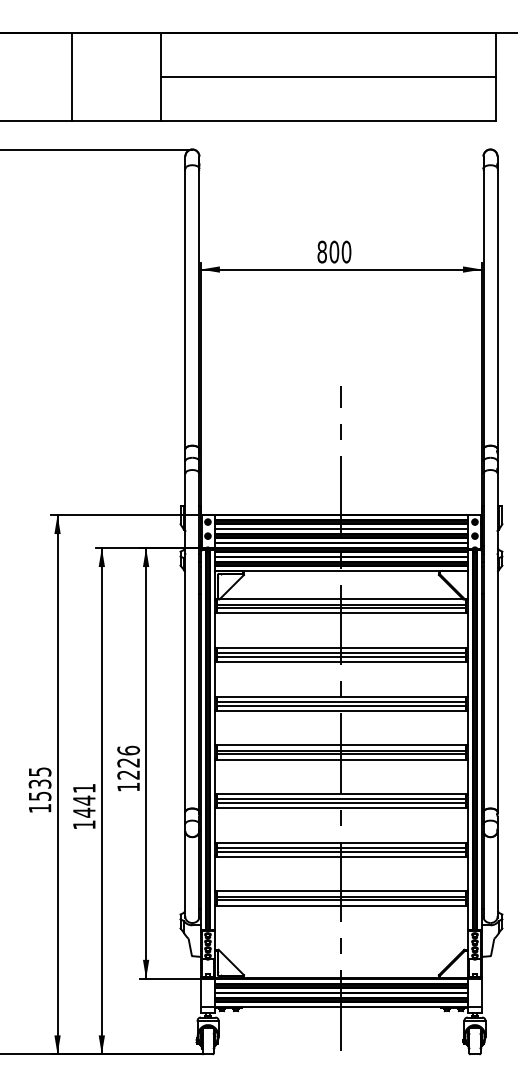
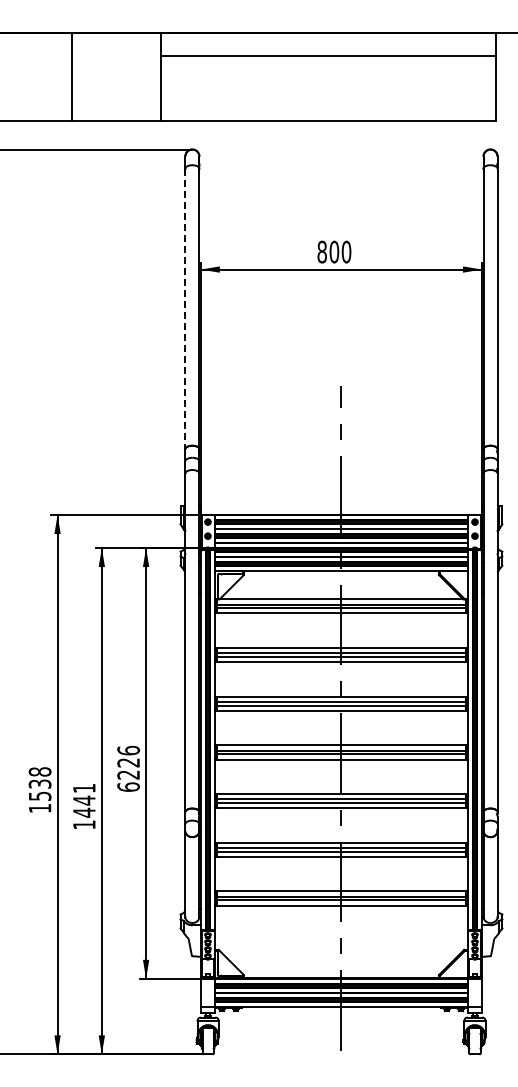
line position: (327, 76) -> (327, 55) (327, 55)
line: solid -> dashed (185, 309)
text: 1535 -> 1538 (39, 771)
text: 1226 -> 6226 (128, 786)
